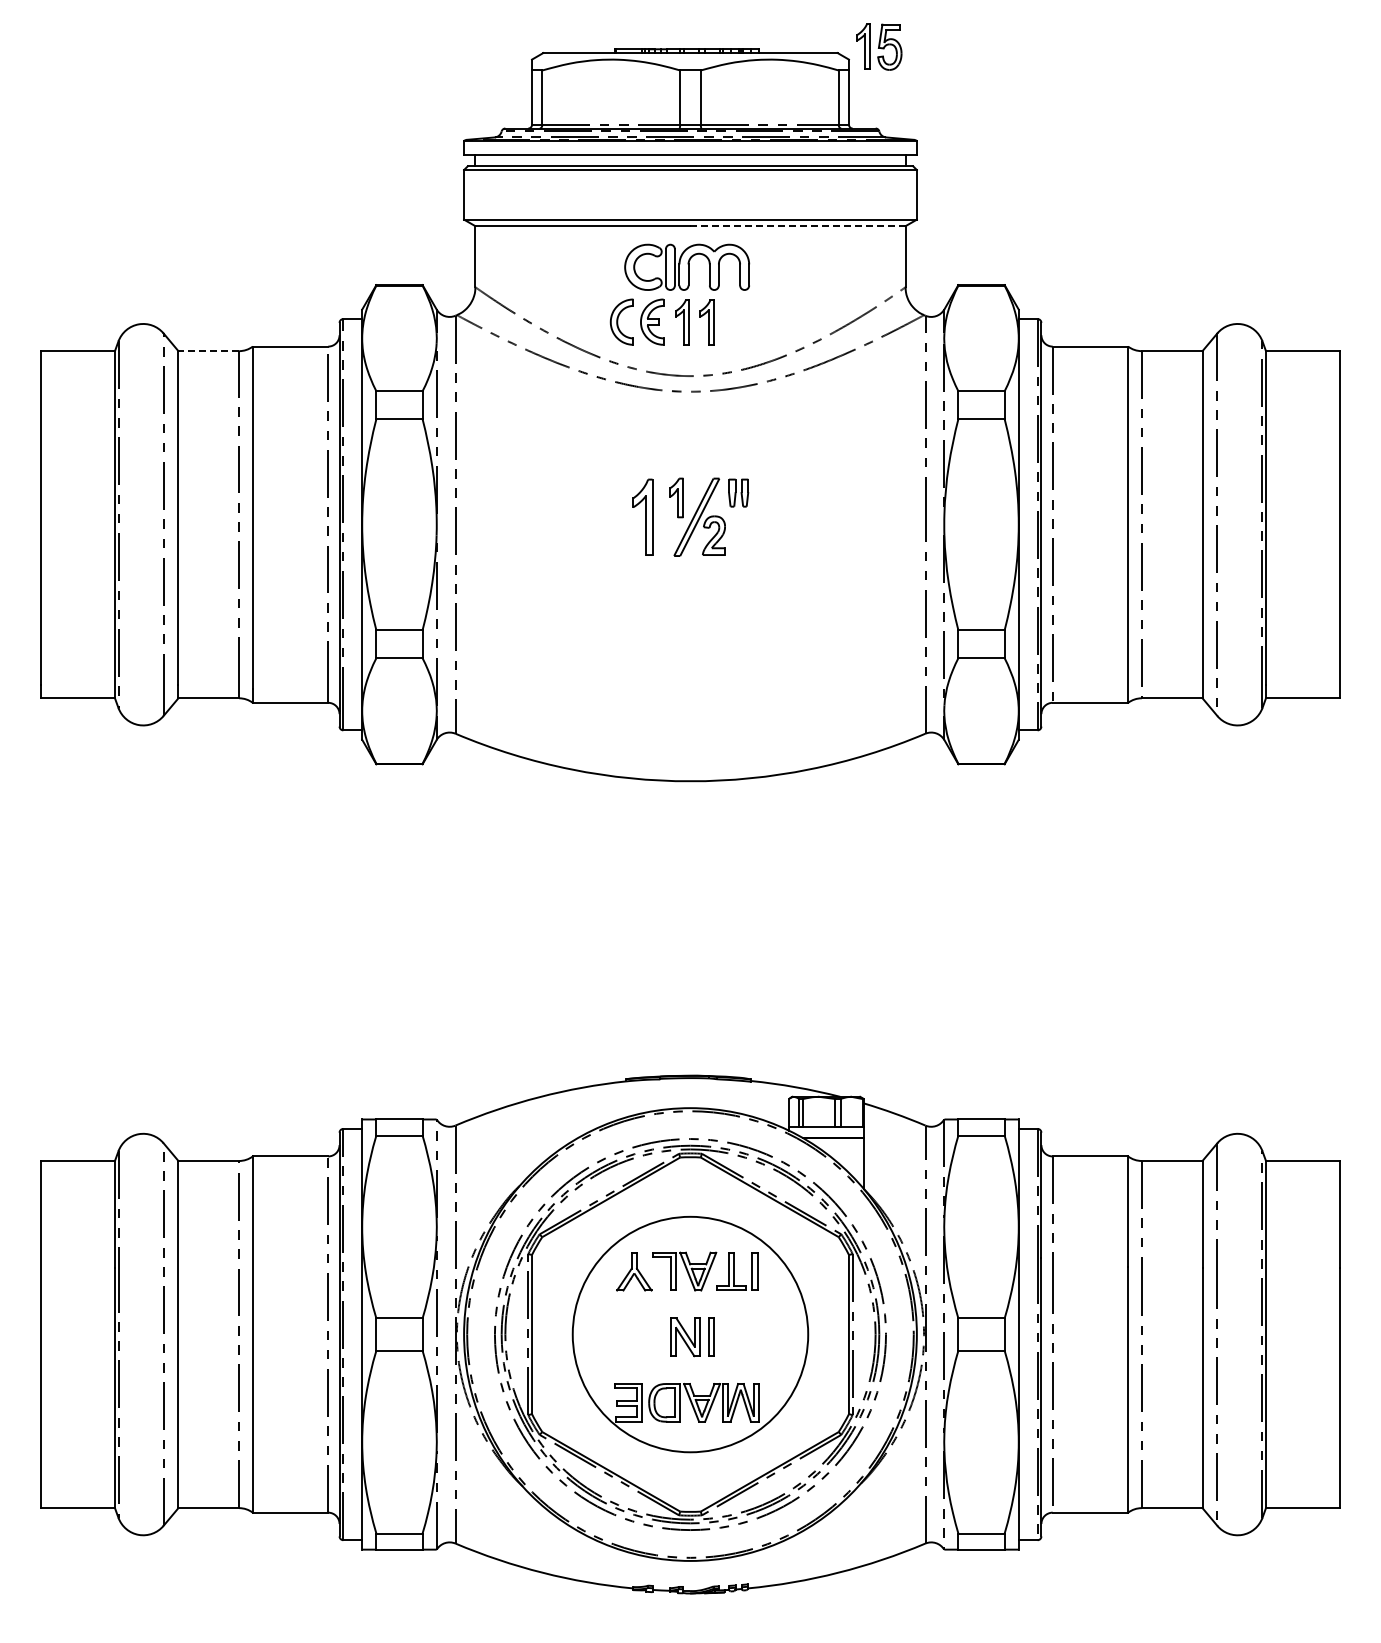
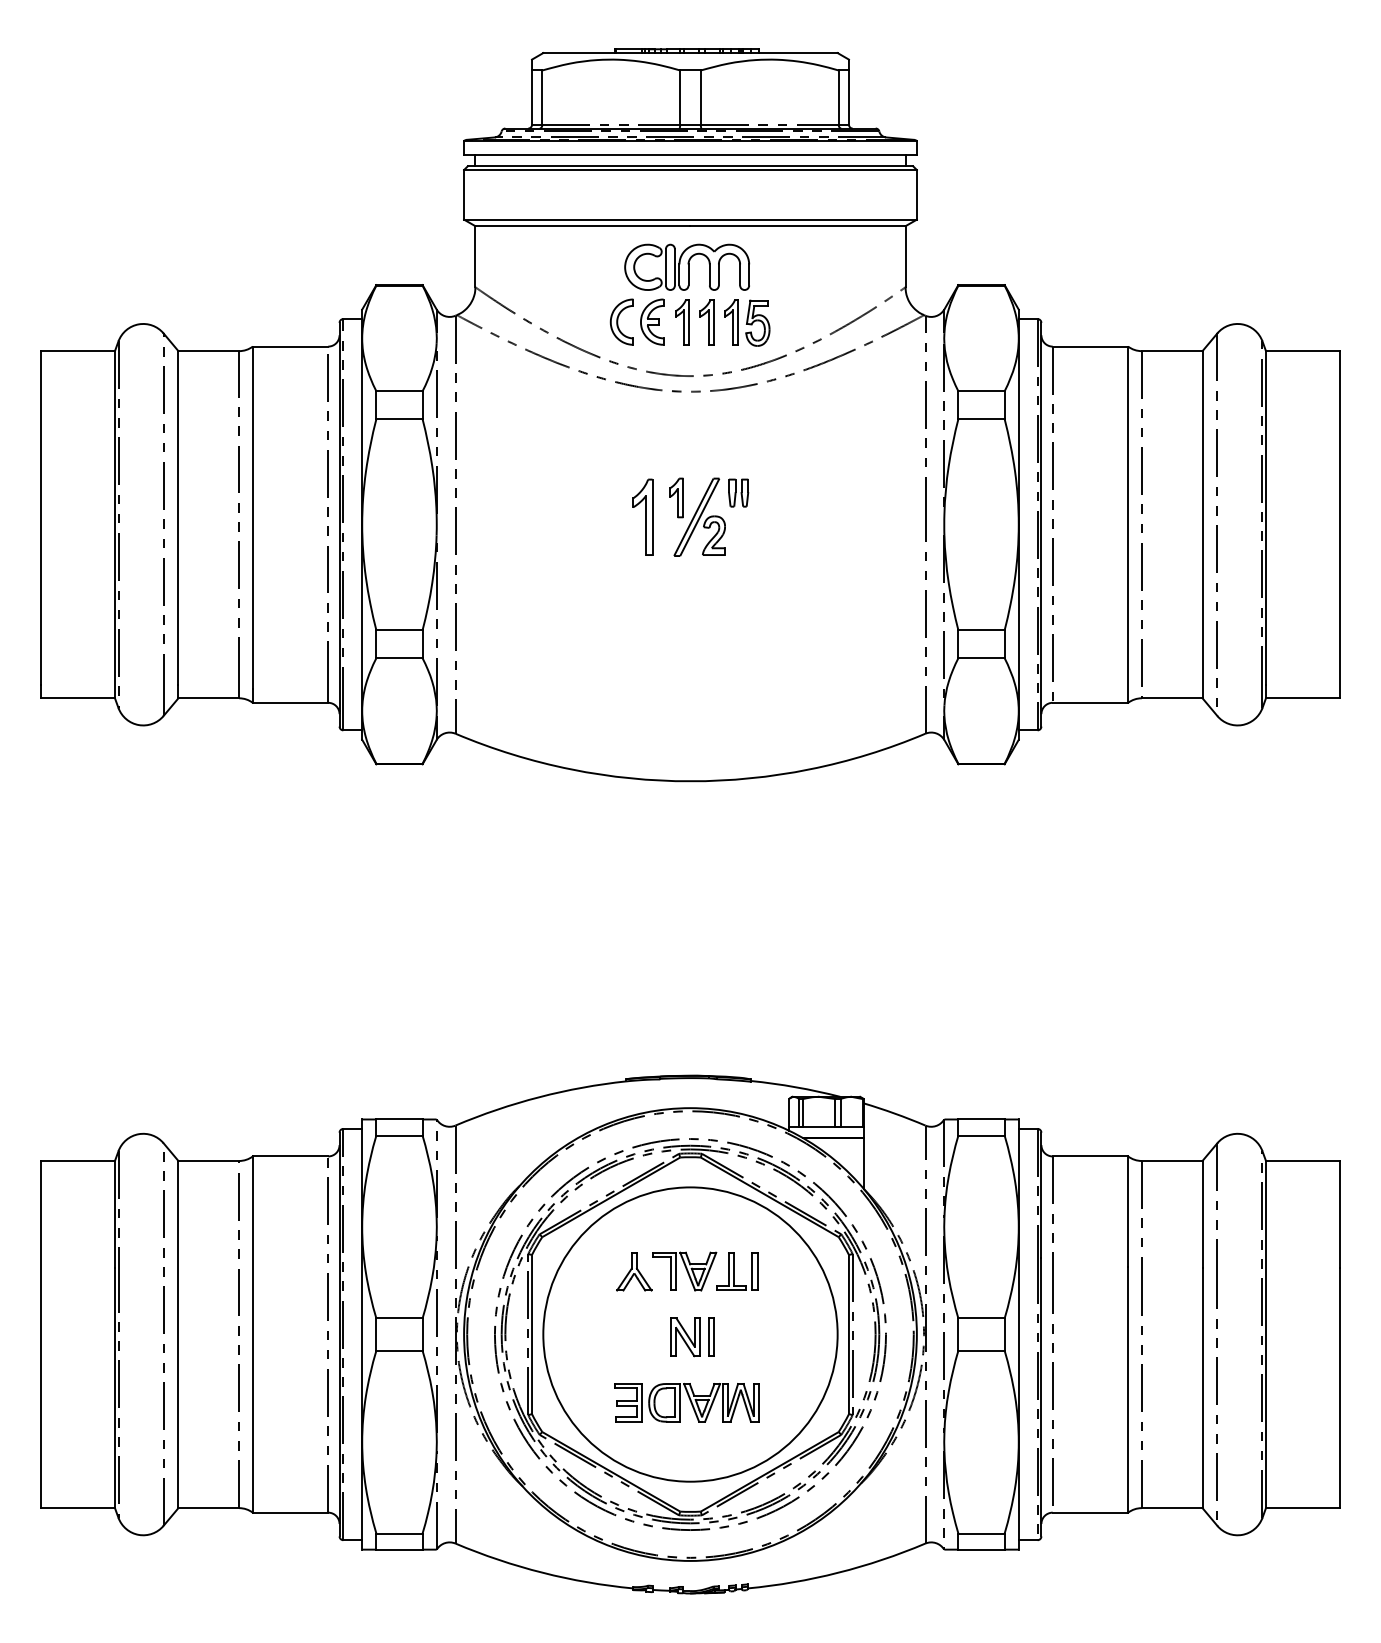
part position: (879, 46) -> (747, 322) (747, 322)
line: dashed -> solid (798, 226)
line: dashed -> solid (208, 351)
circle diameter: 235 px -> 294 px (690, 1334)
